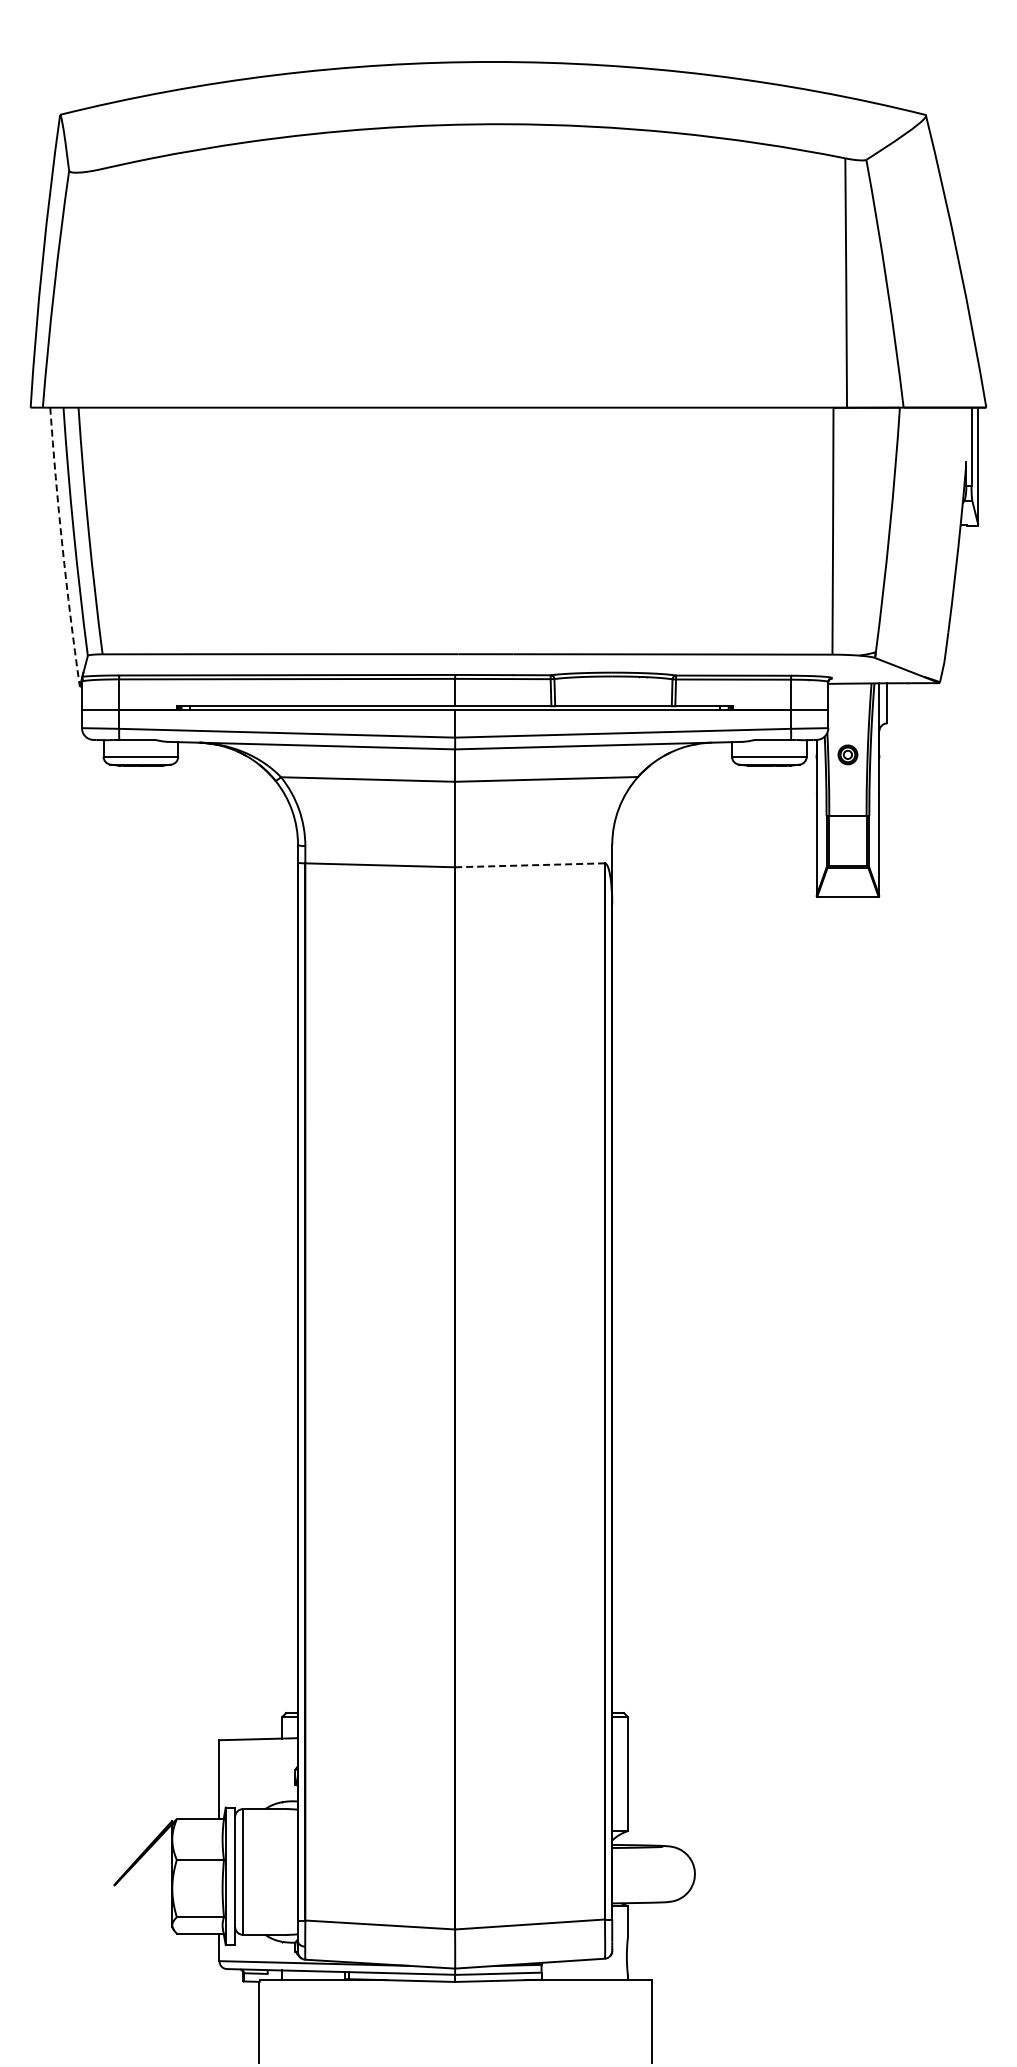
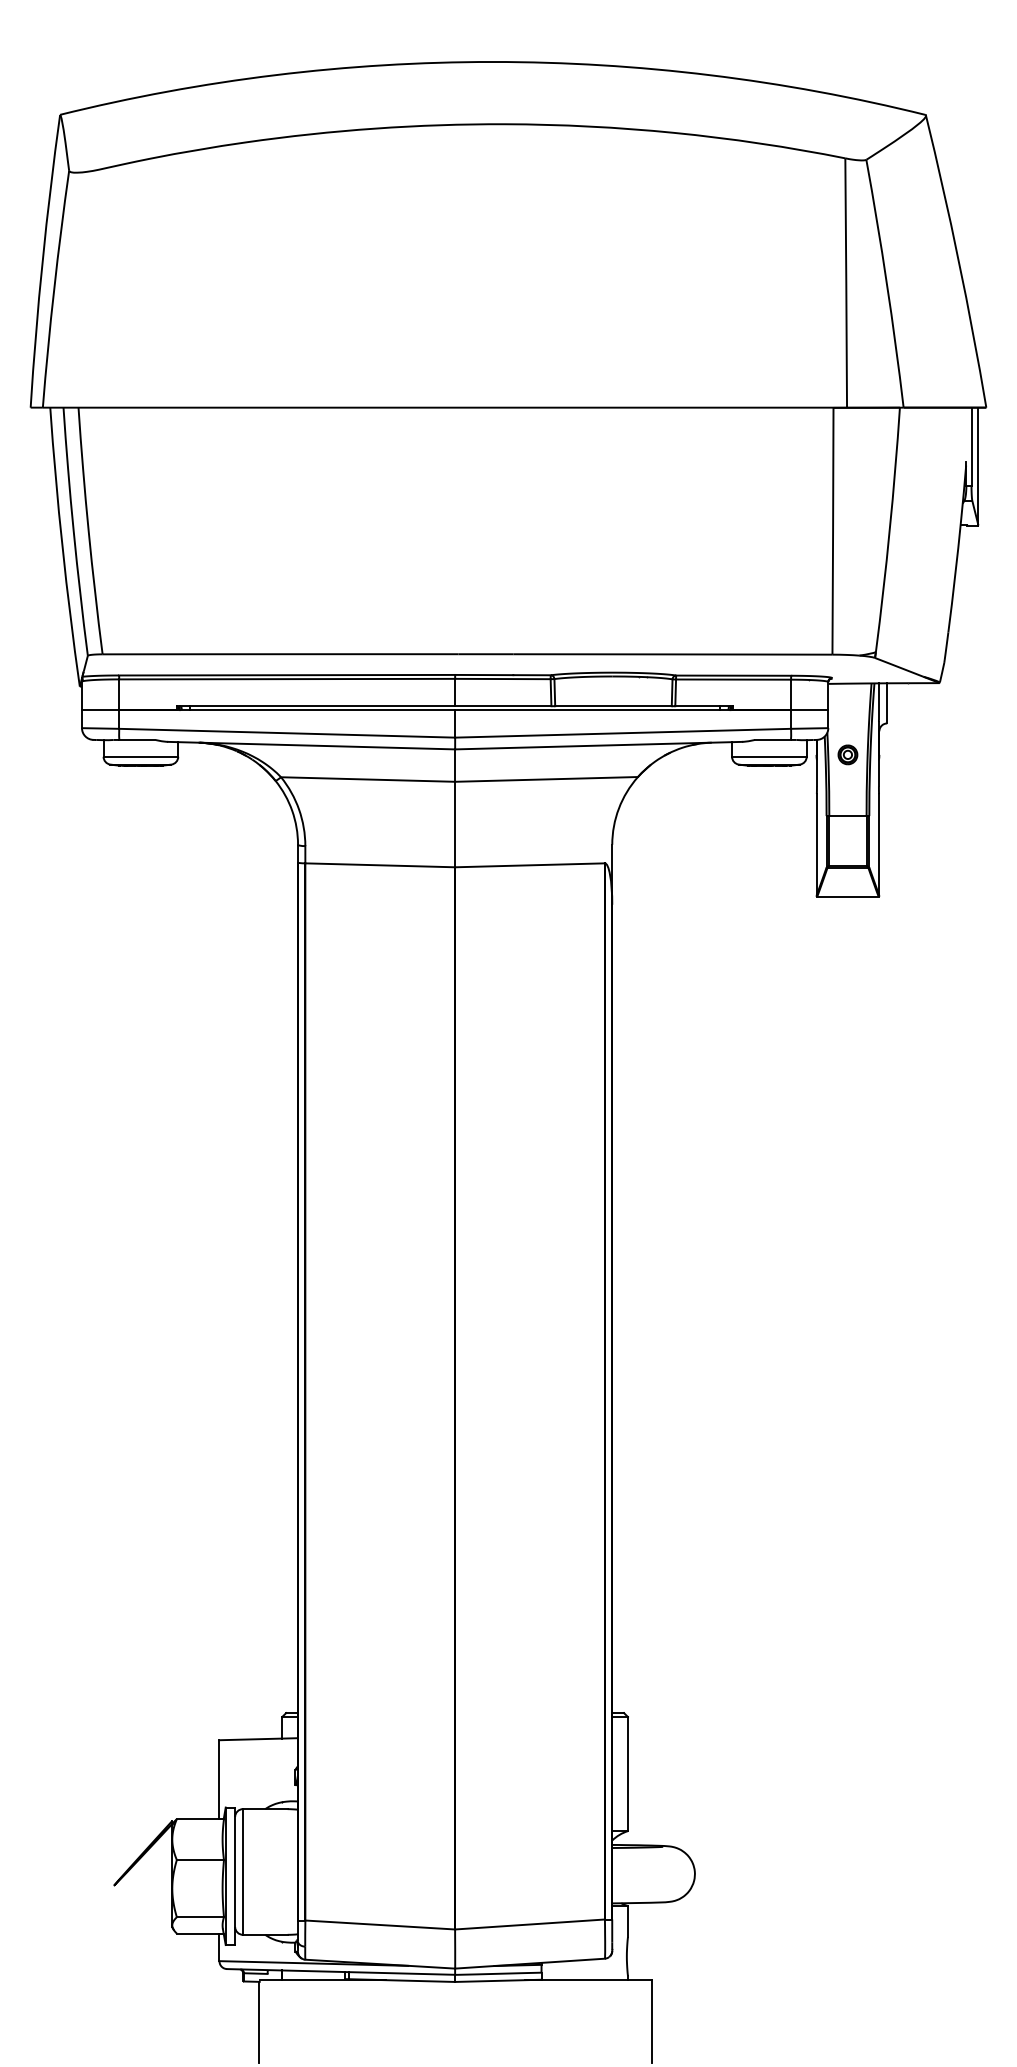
arc: dashed -> solid (62, 547)
line: dashed -> solid (530, 865)
